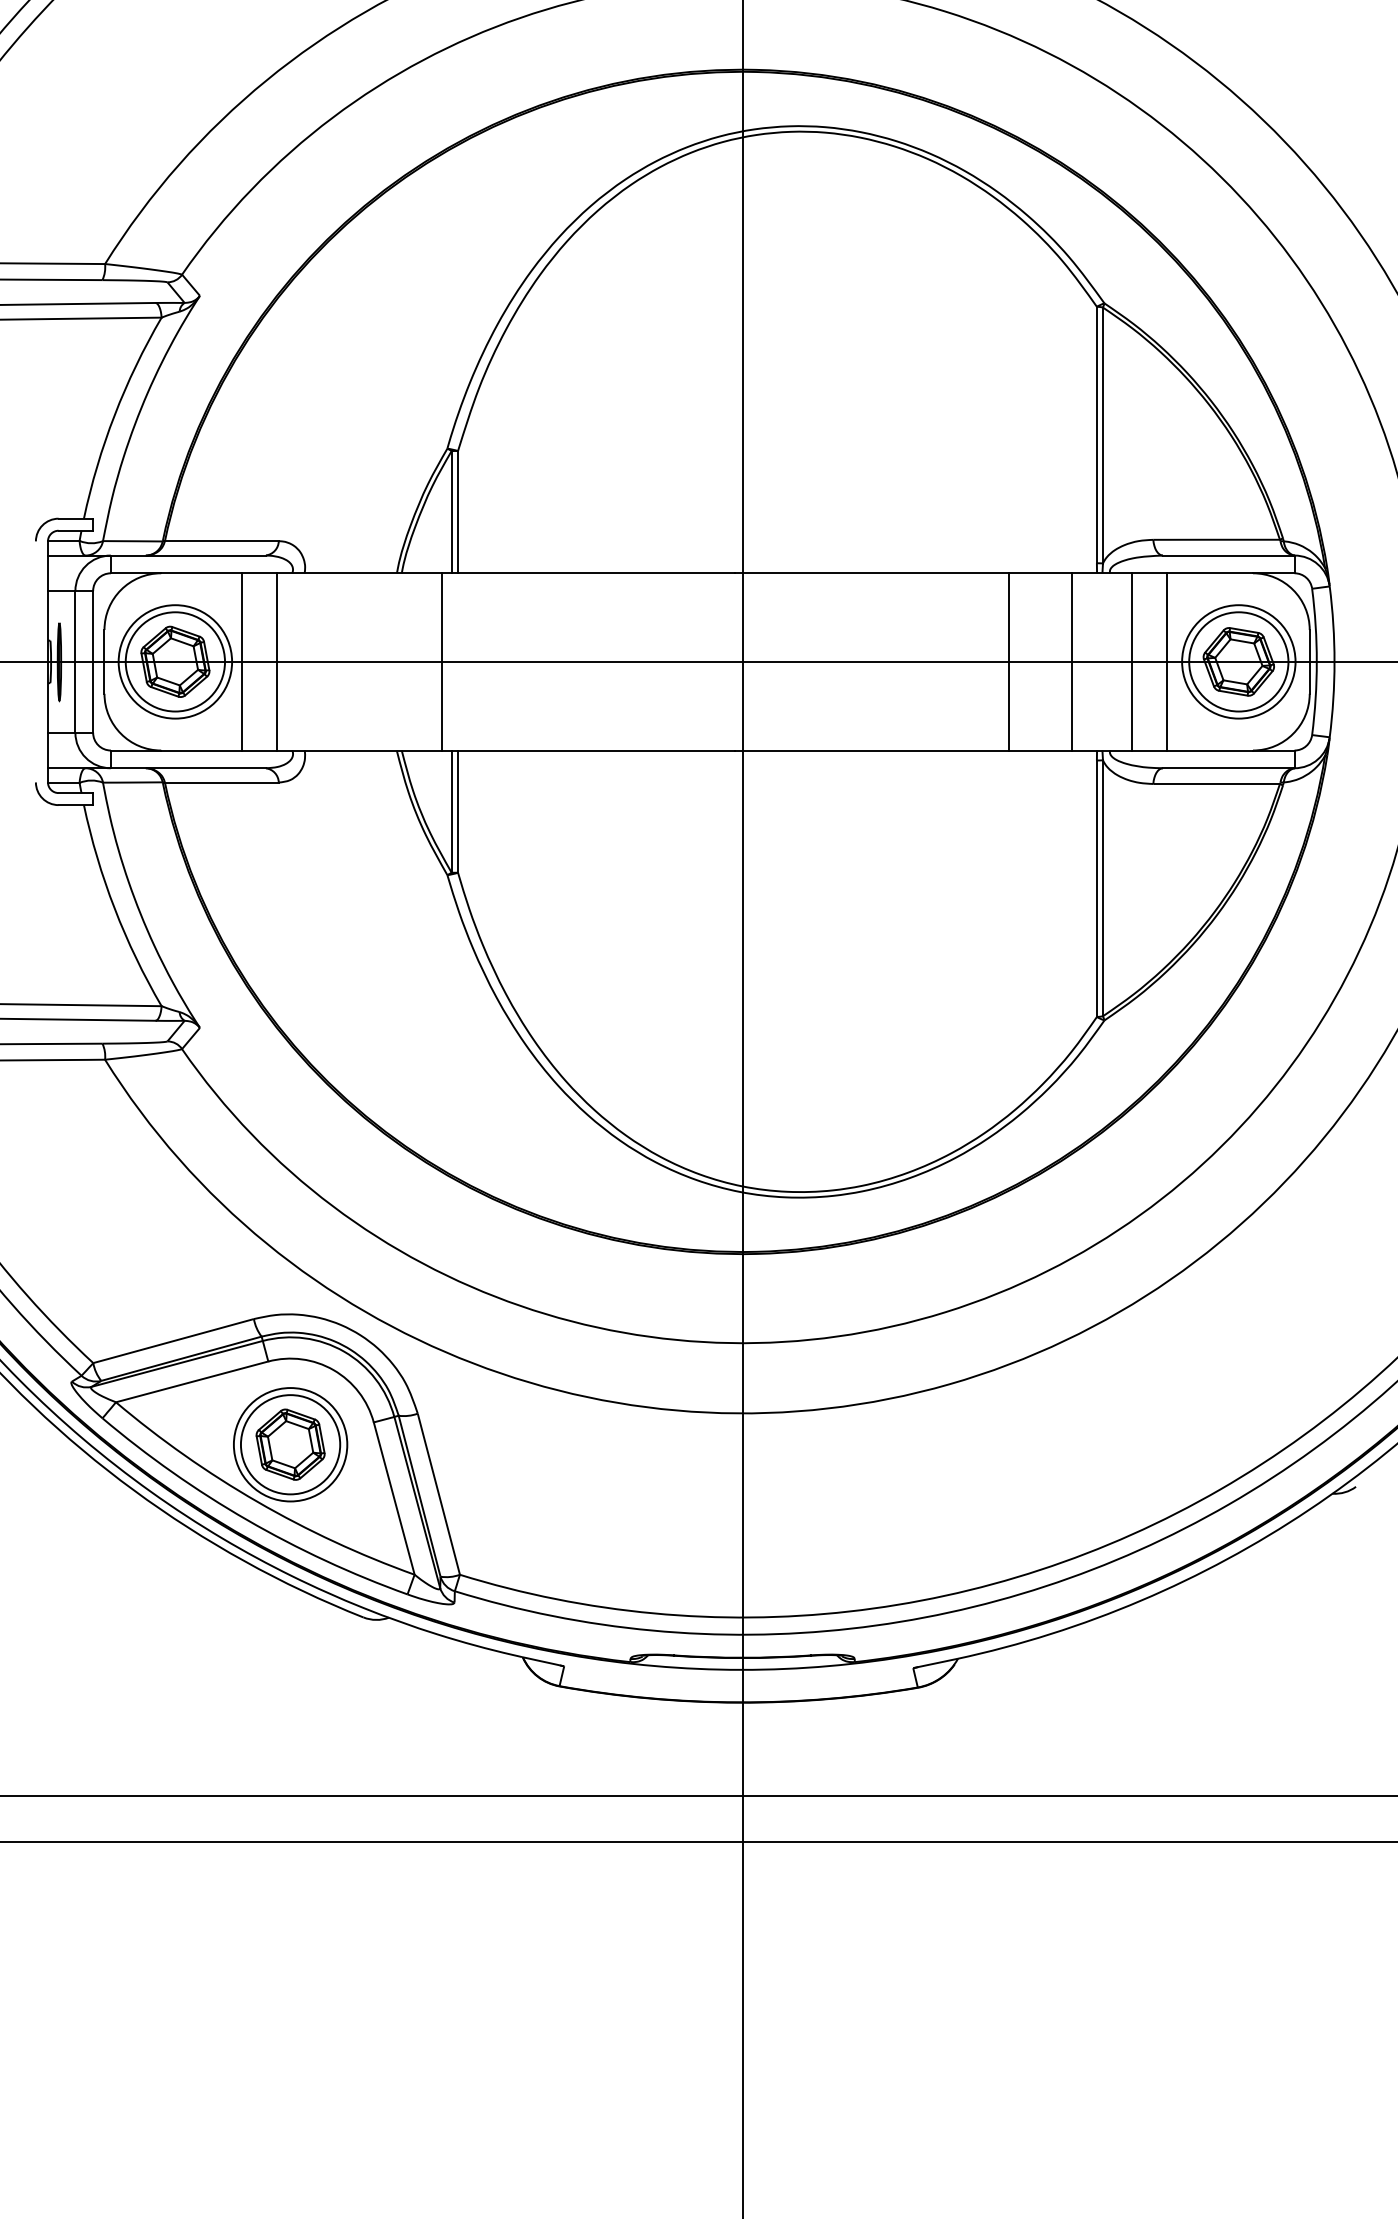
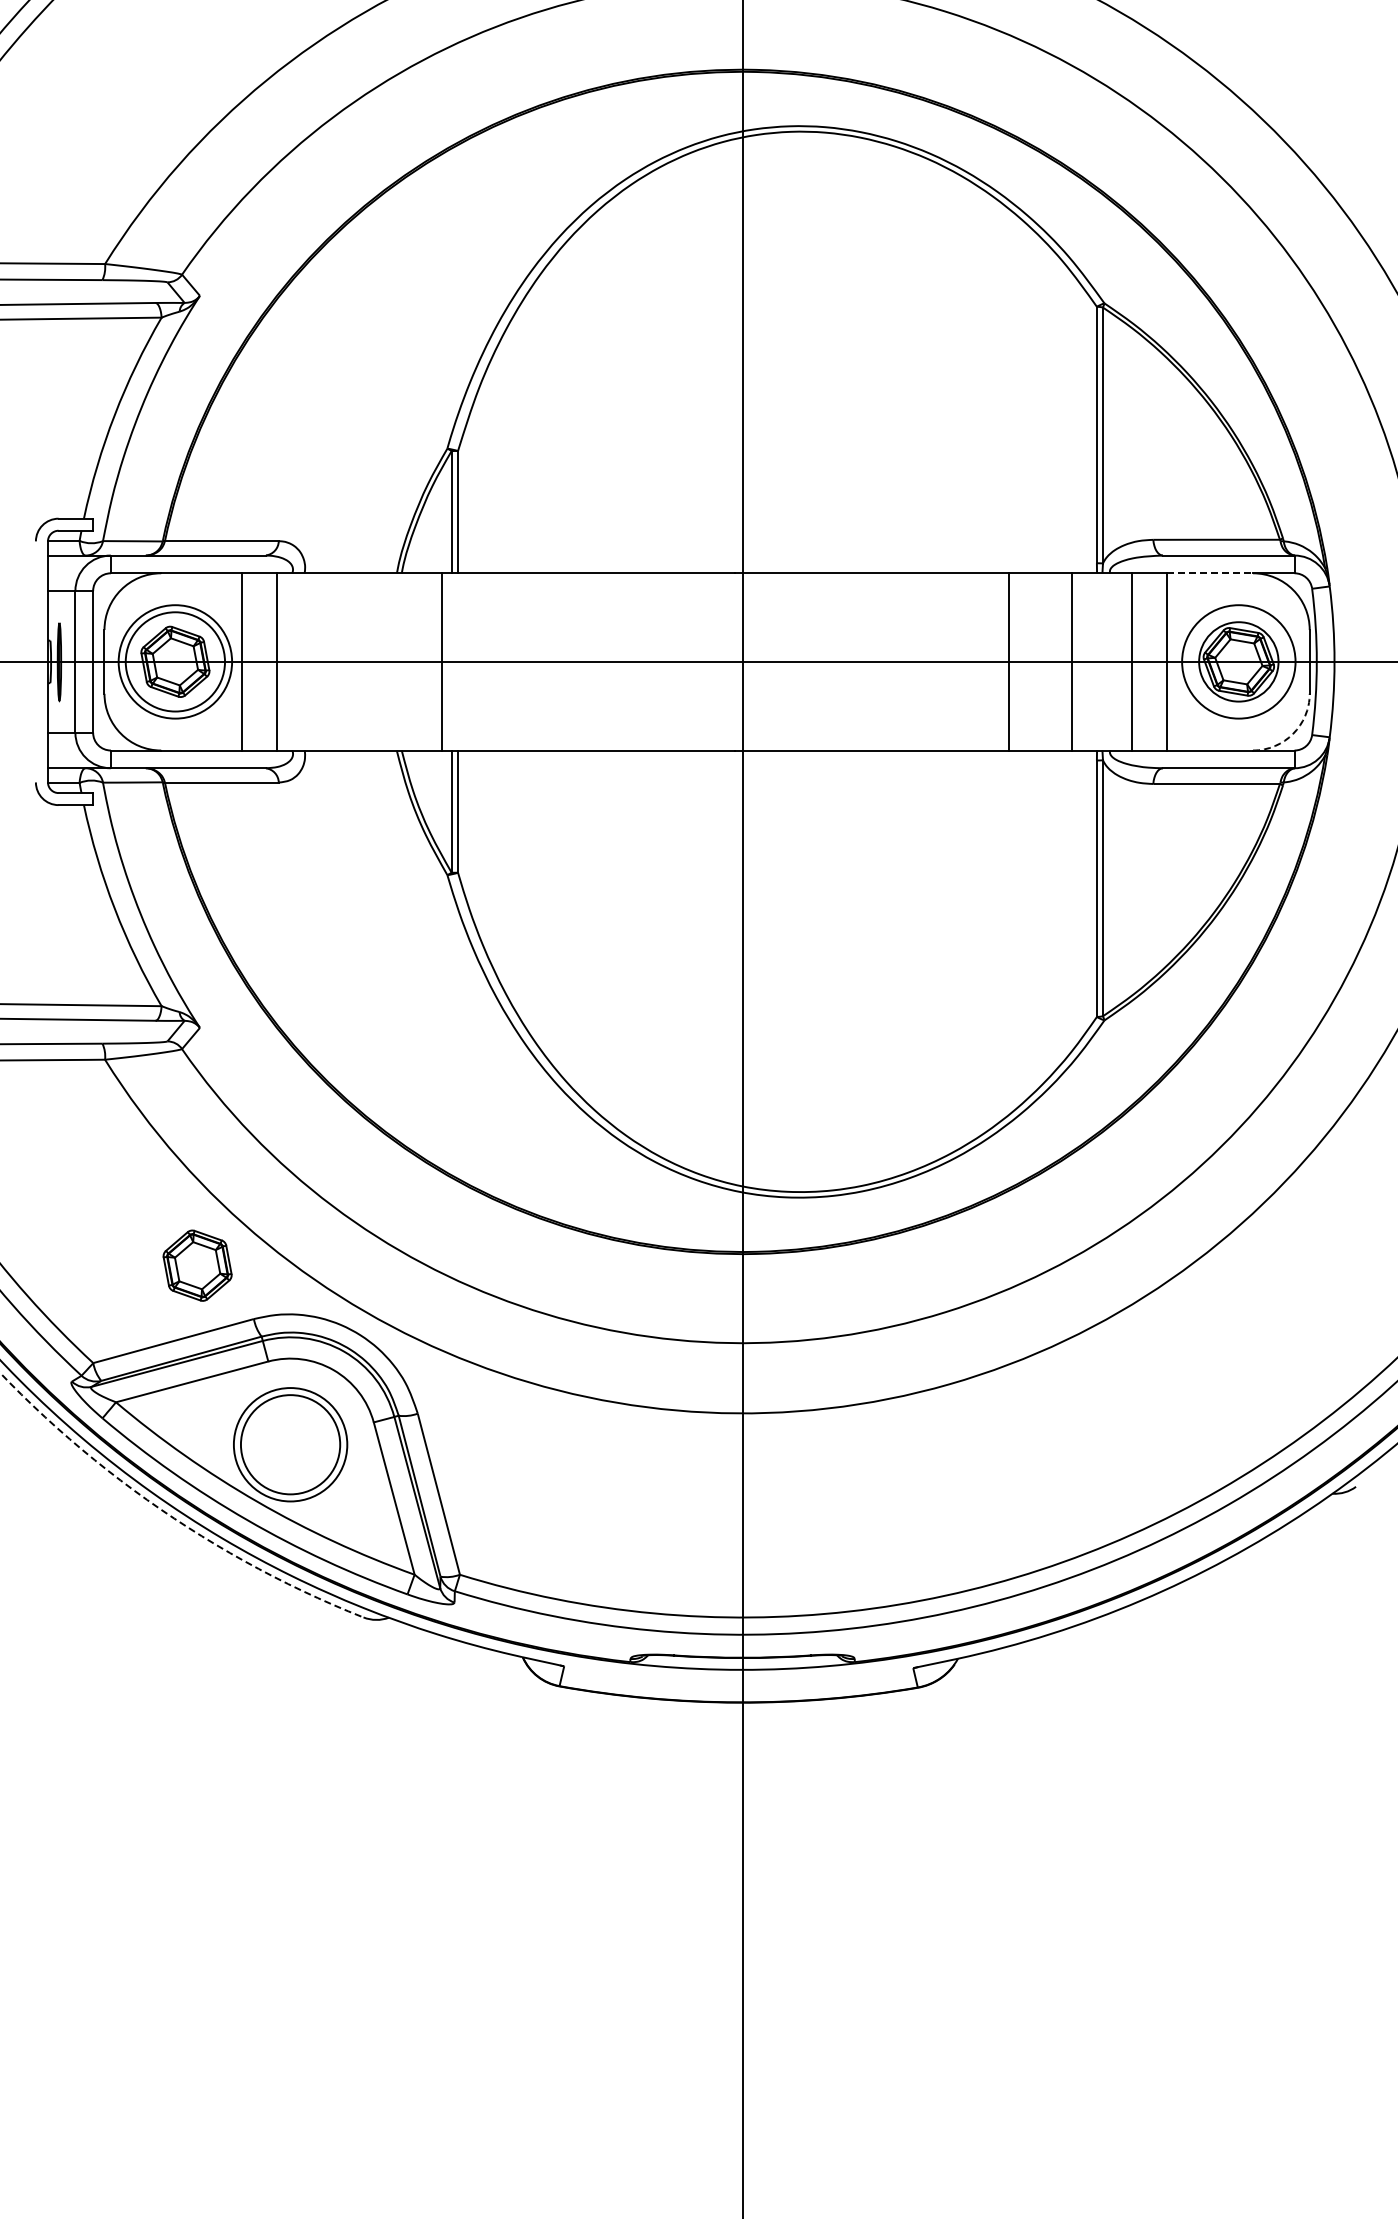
line: solid -> dashed (1210, 573)
circle diameter: 99 px -> 79 px (1238, 661)
arc: solid -> dashed (1293, 733)
part position: (290, 1444) -> (197, 1265) (197, 1265)
arc: solid -> dashed (168, 1514)
line: present -> none (698, 1796)
line: present -> none (698, 1842)
